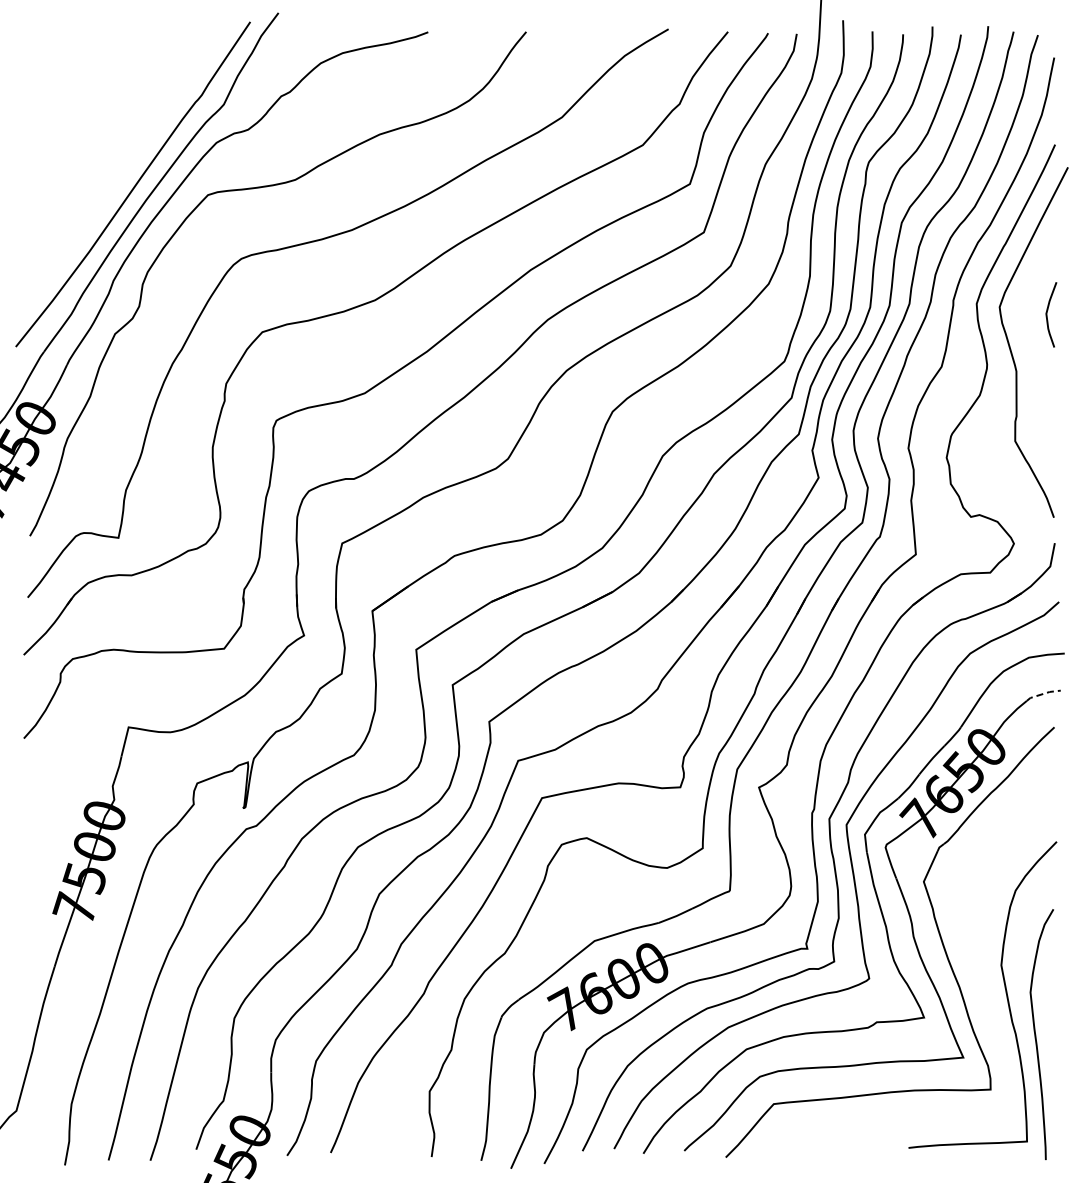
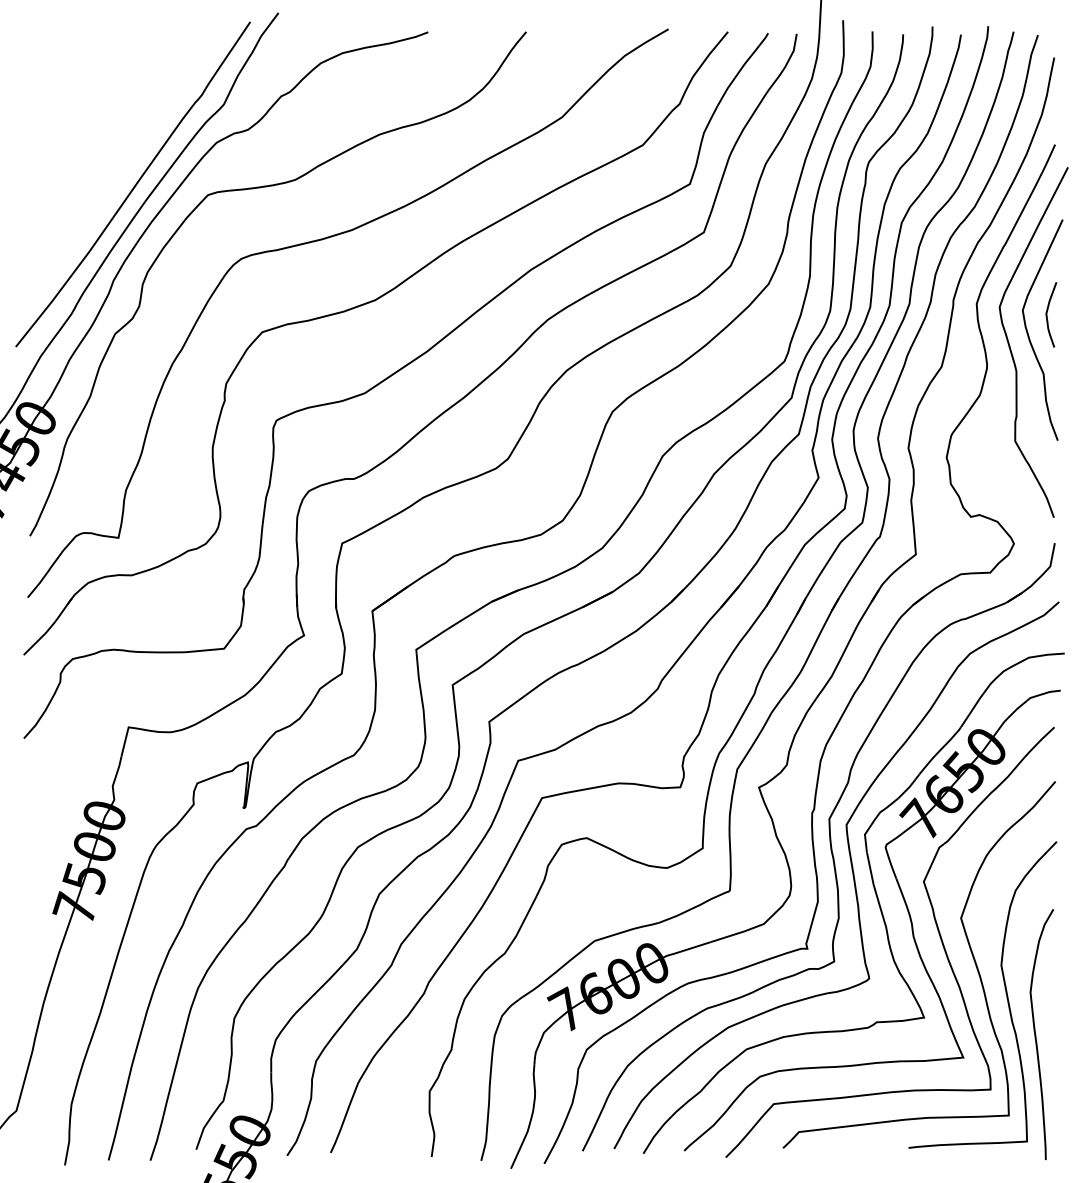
curve: none -> present (1028, 332)
line: dashed -> solid (1043, 693)
curve: none -> present (969, 948)
